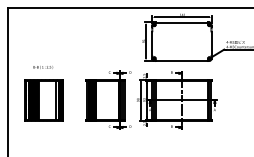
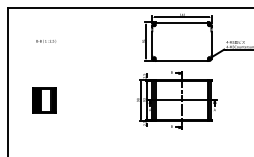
text position: (43, 67) -> (46, 41) (46, 41)
part: present -> none (108, 99)
part size: 40x43 px -> 25x27 px (44, 100)
